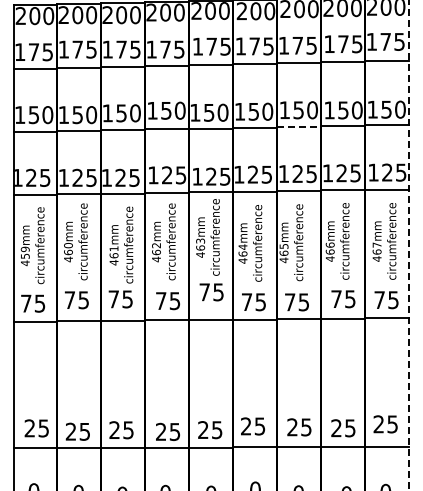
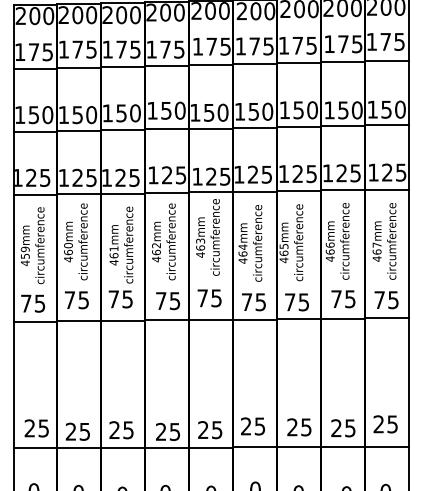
line: dashed -> solid (299, 126)
line: dashed -> solid (409, 245)
text position: (211, 292) -> (209, 298) (209, 298)
